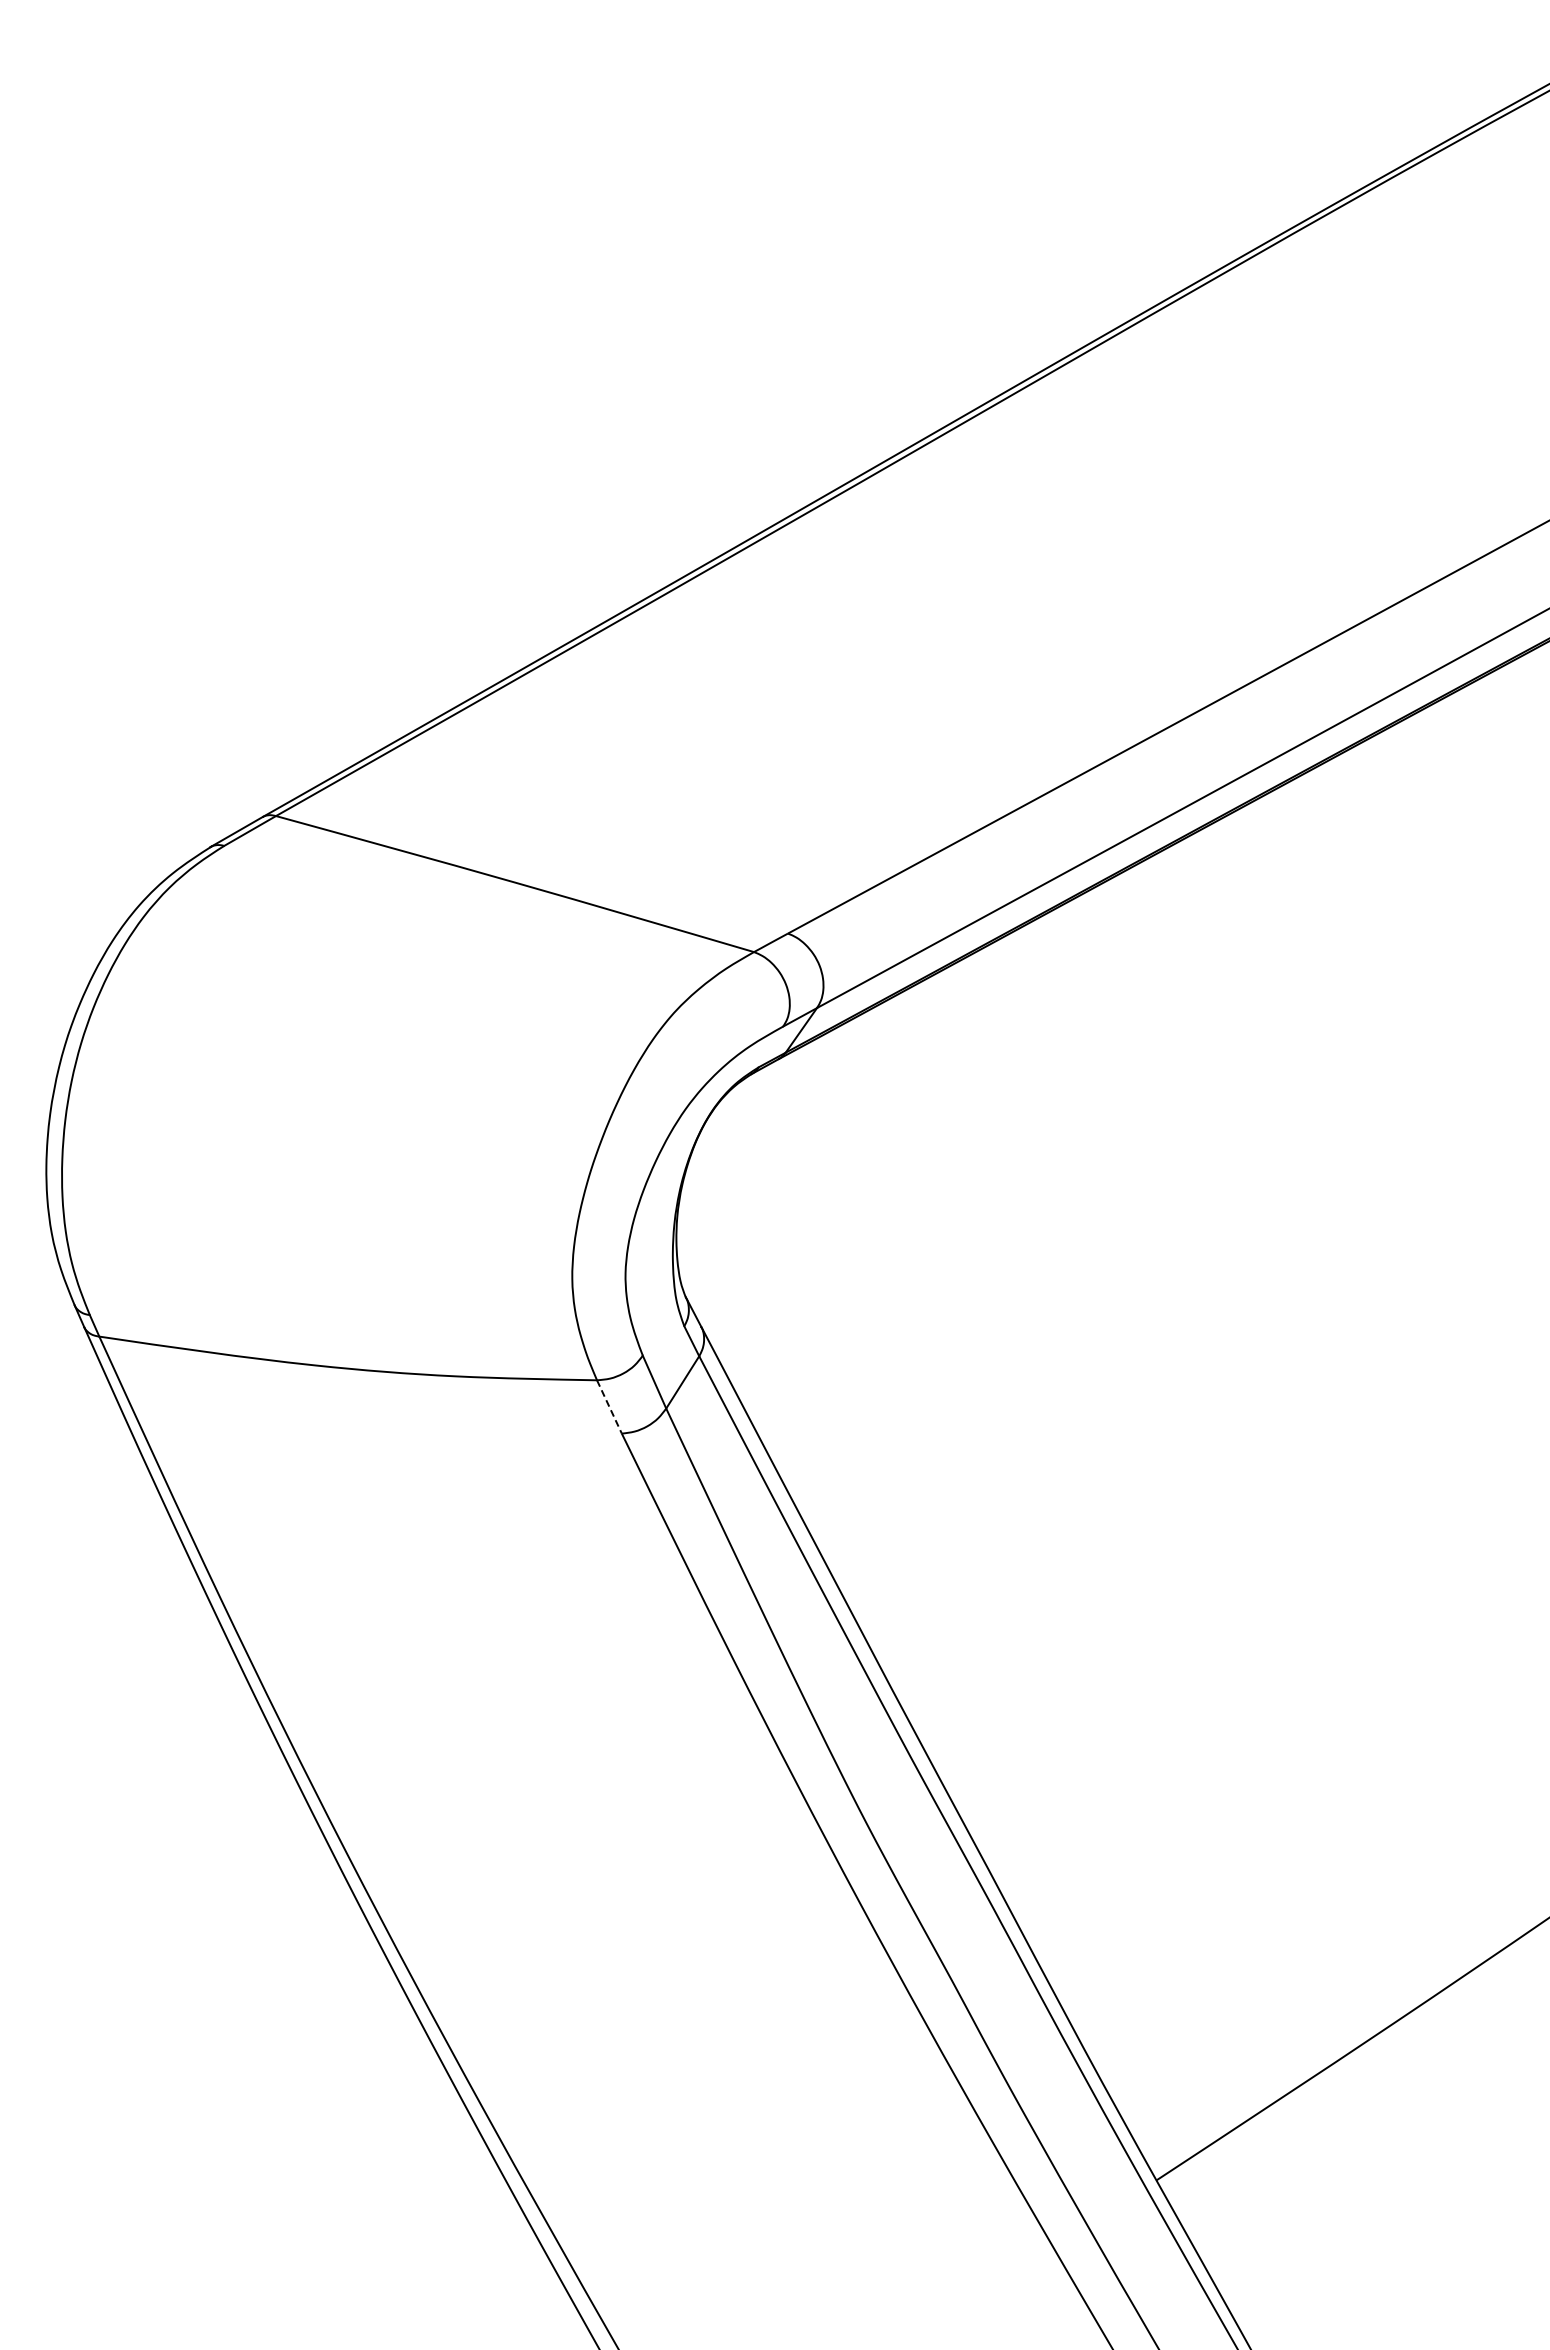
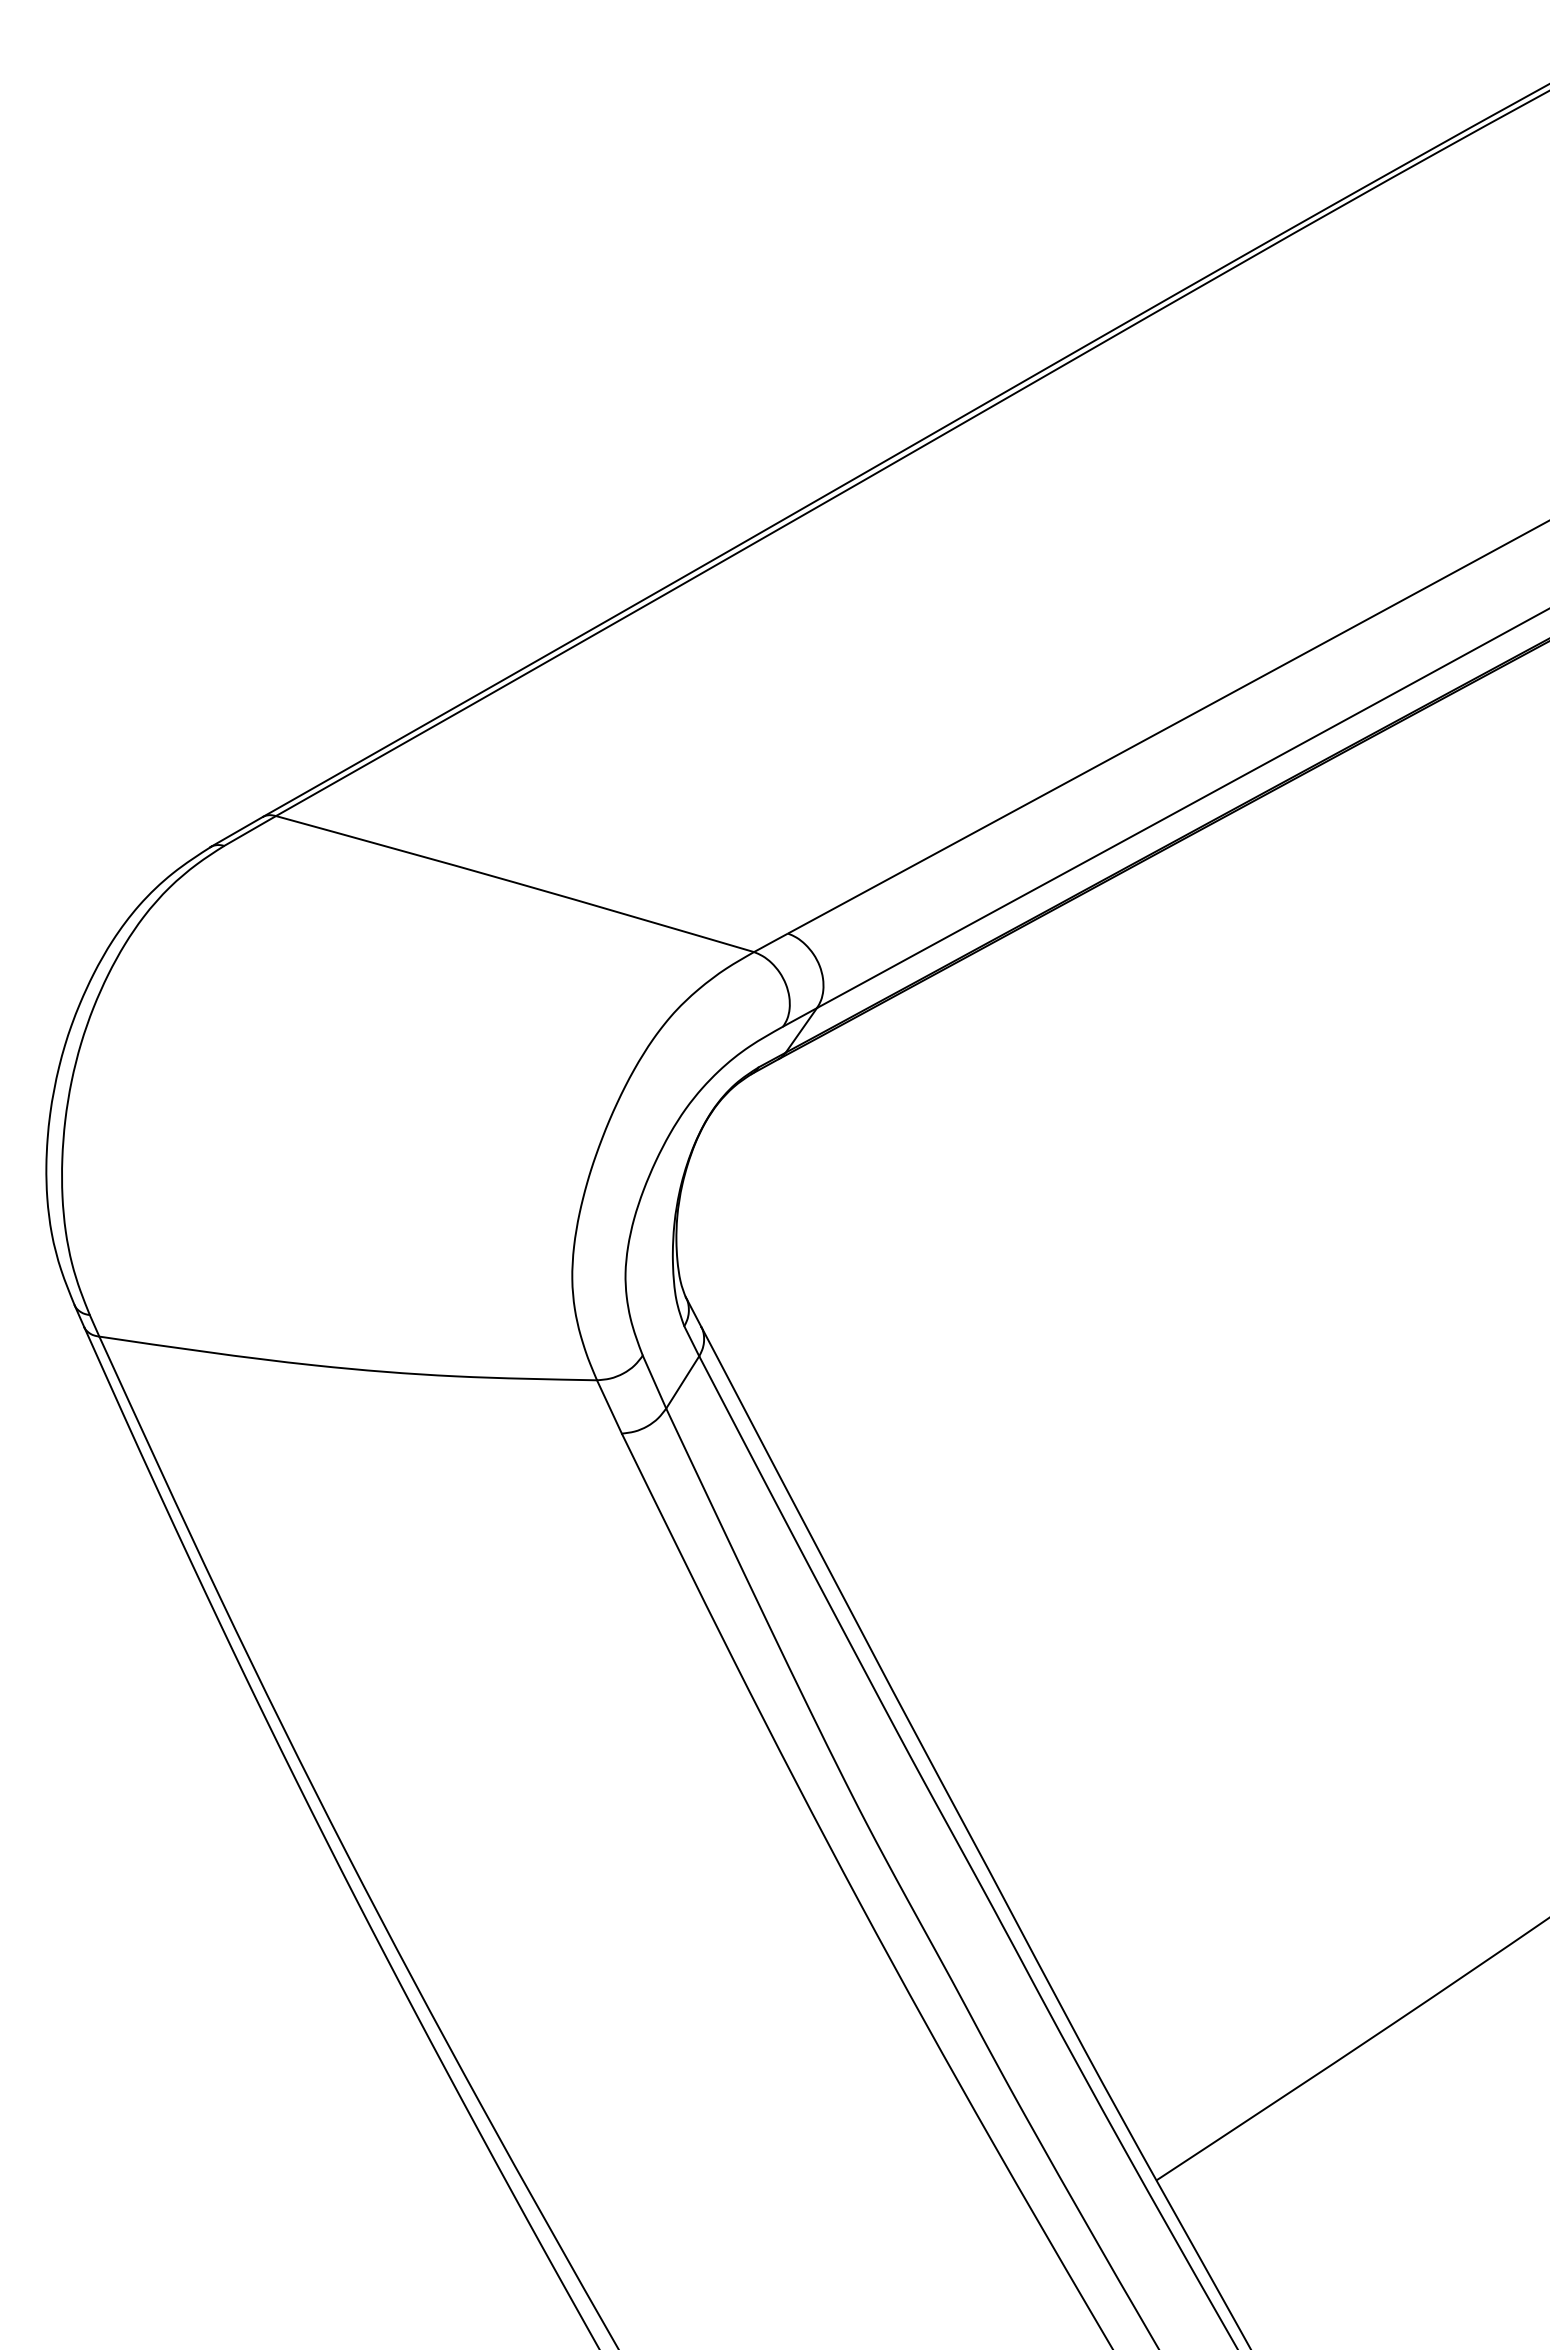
line: dashed -> solid (609, 1407)
